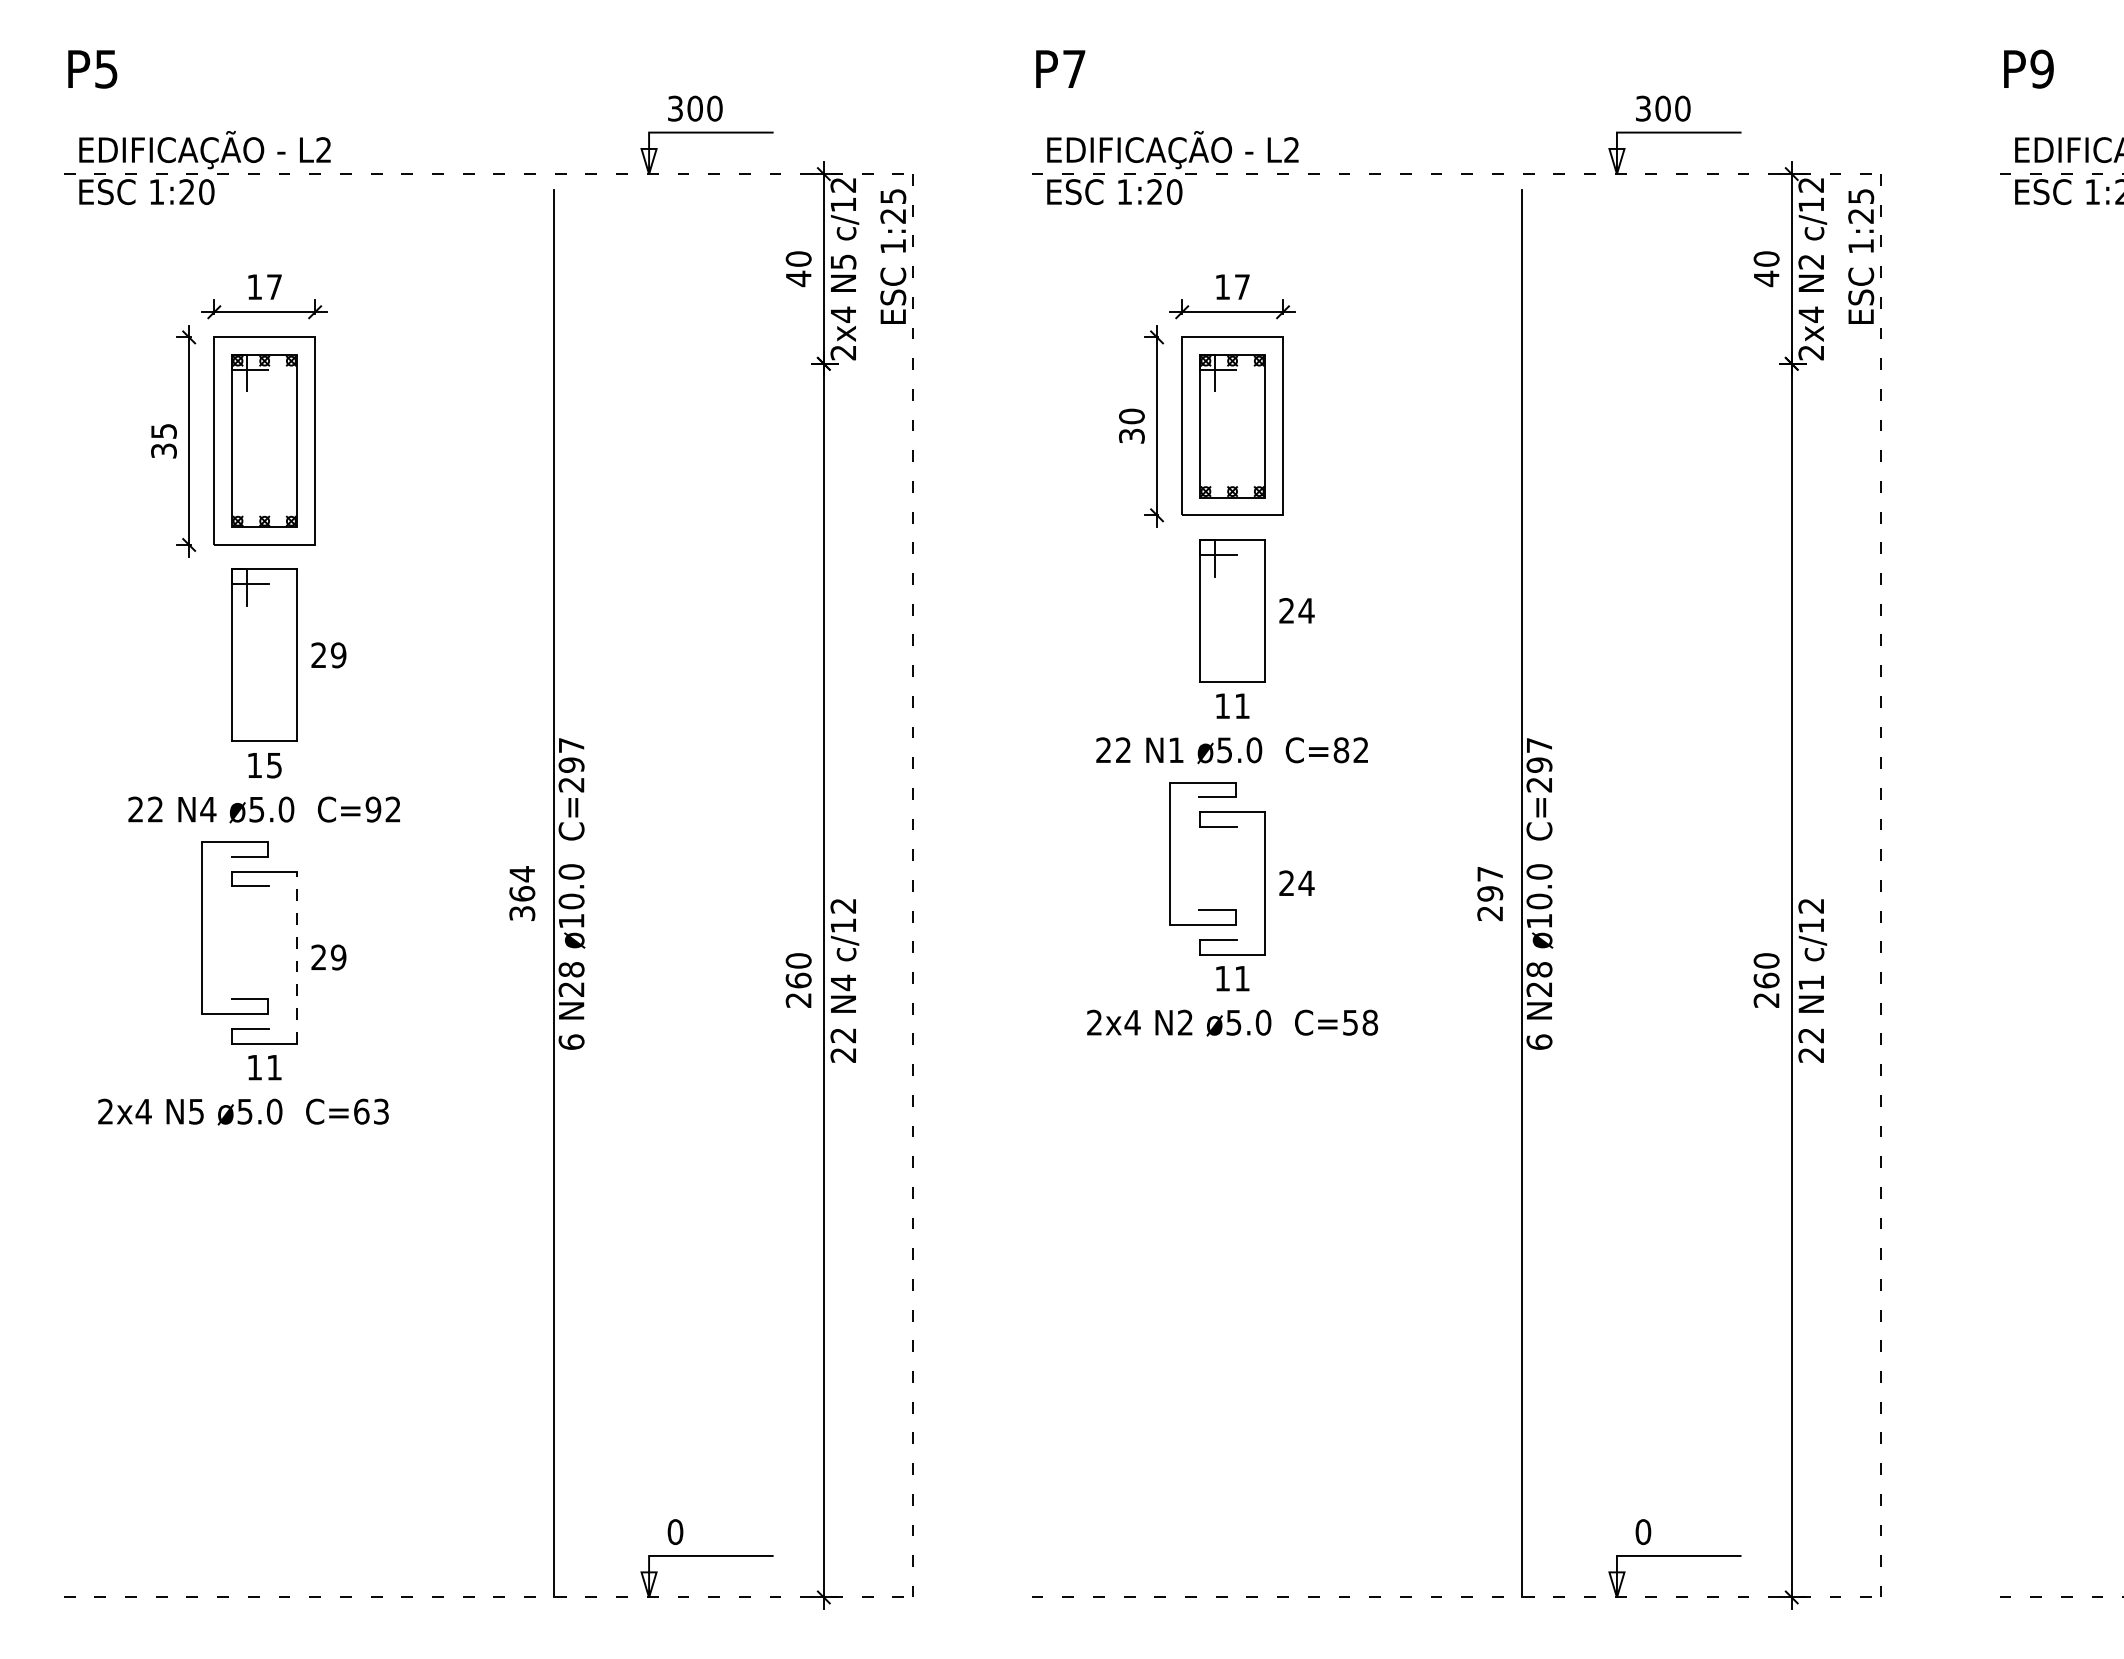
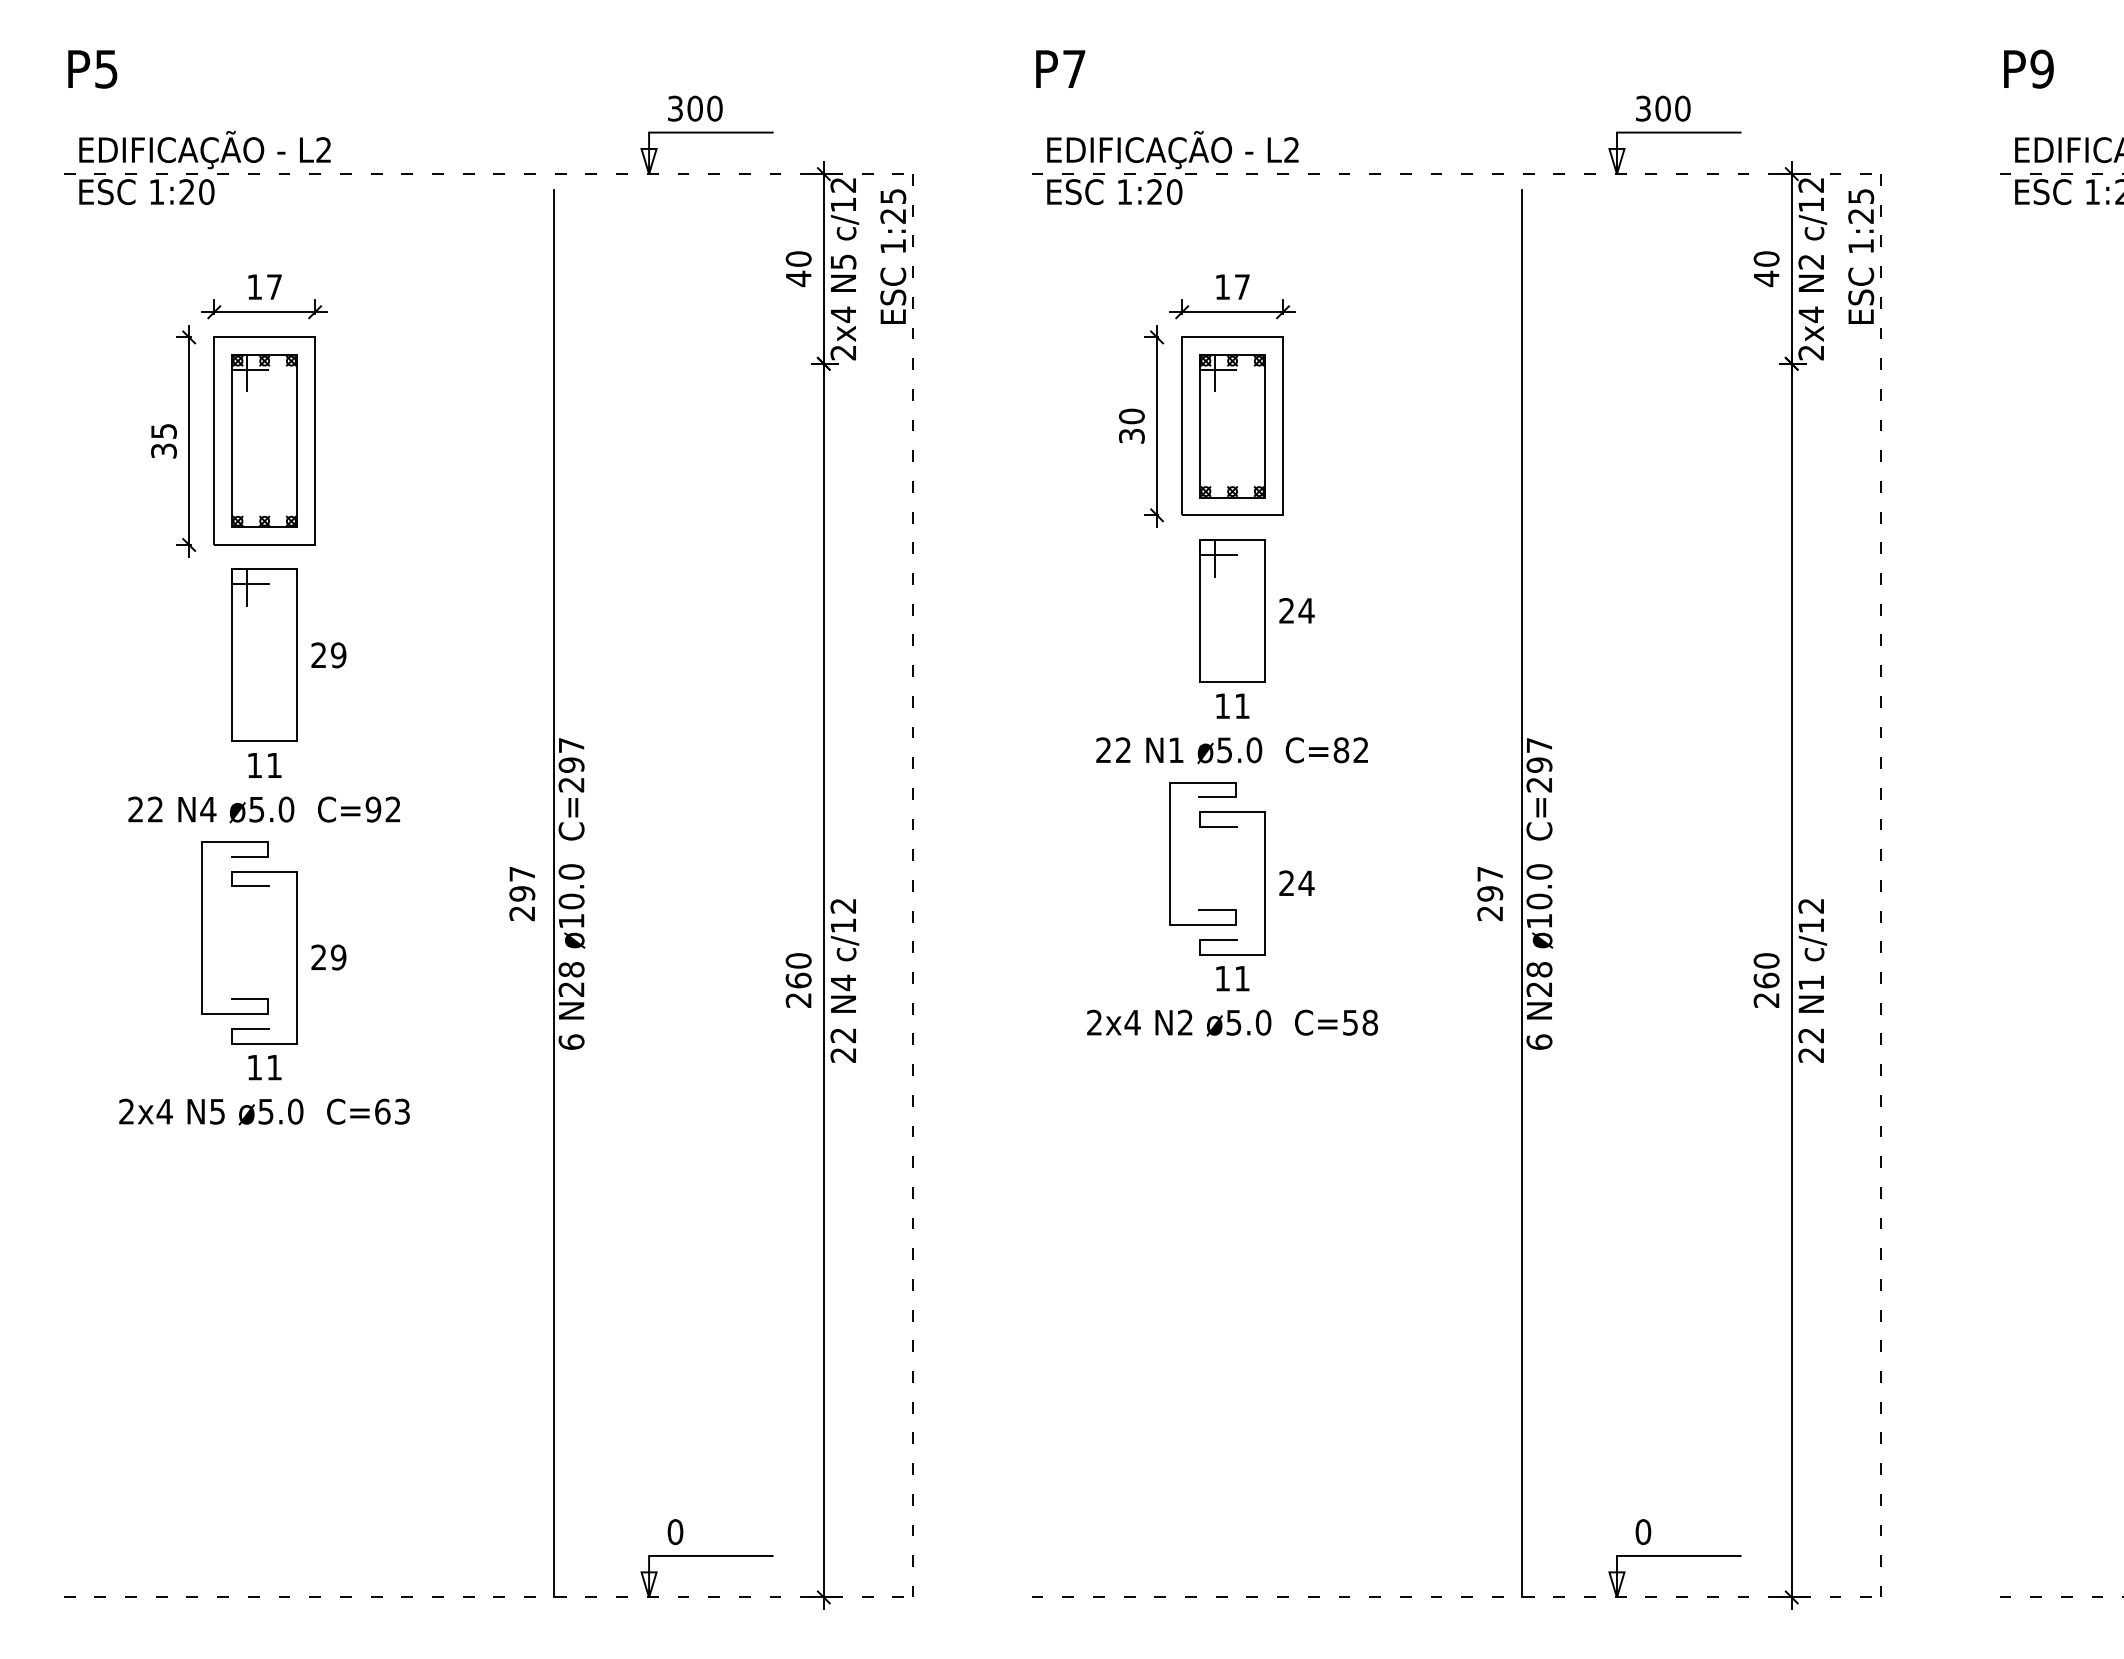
text: 15 -> 11 (274, 765)
text: 364 -> 297 (522, 893)
line: dashed -> solid (297, 957)
text position: (243, 1111) -> (264, 1111) (264, 1111)
